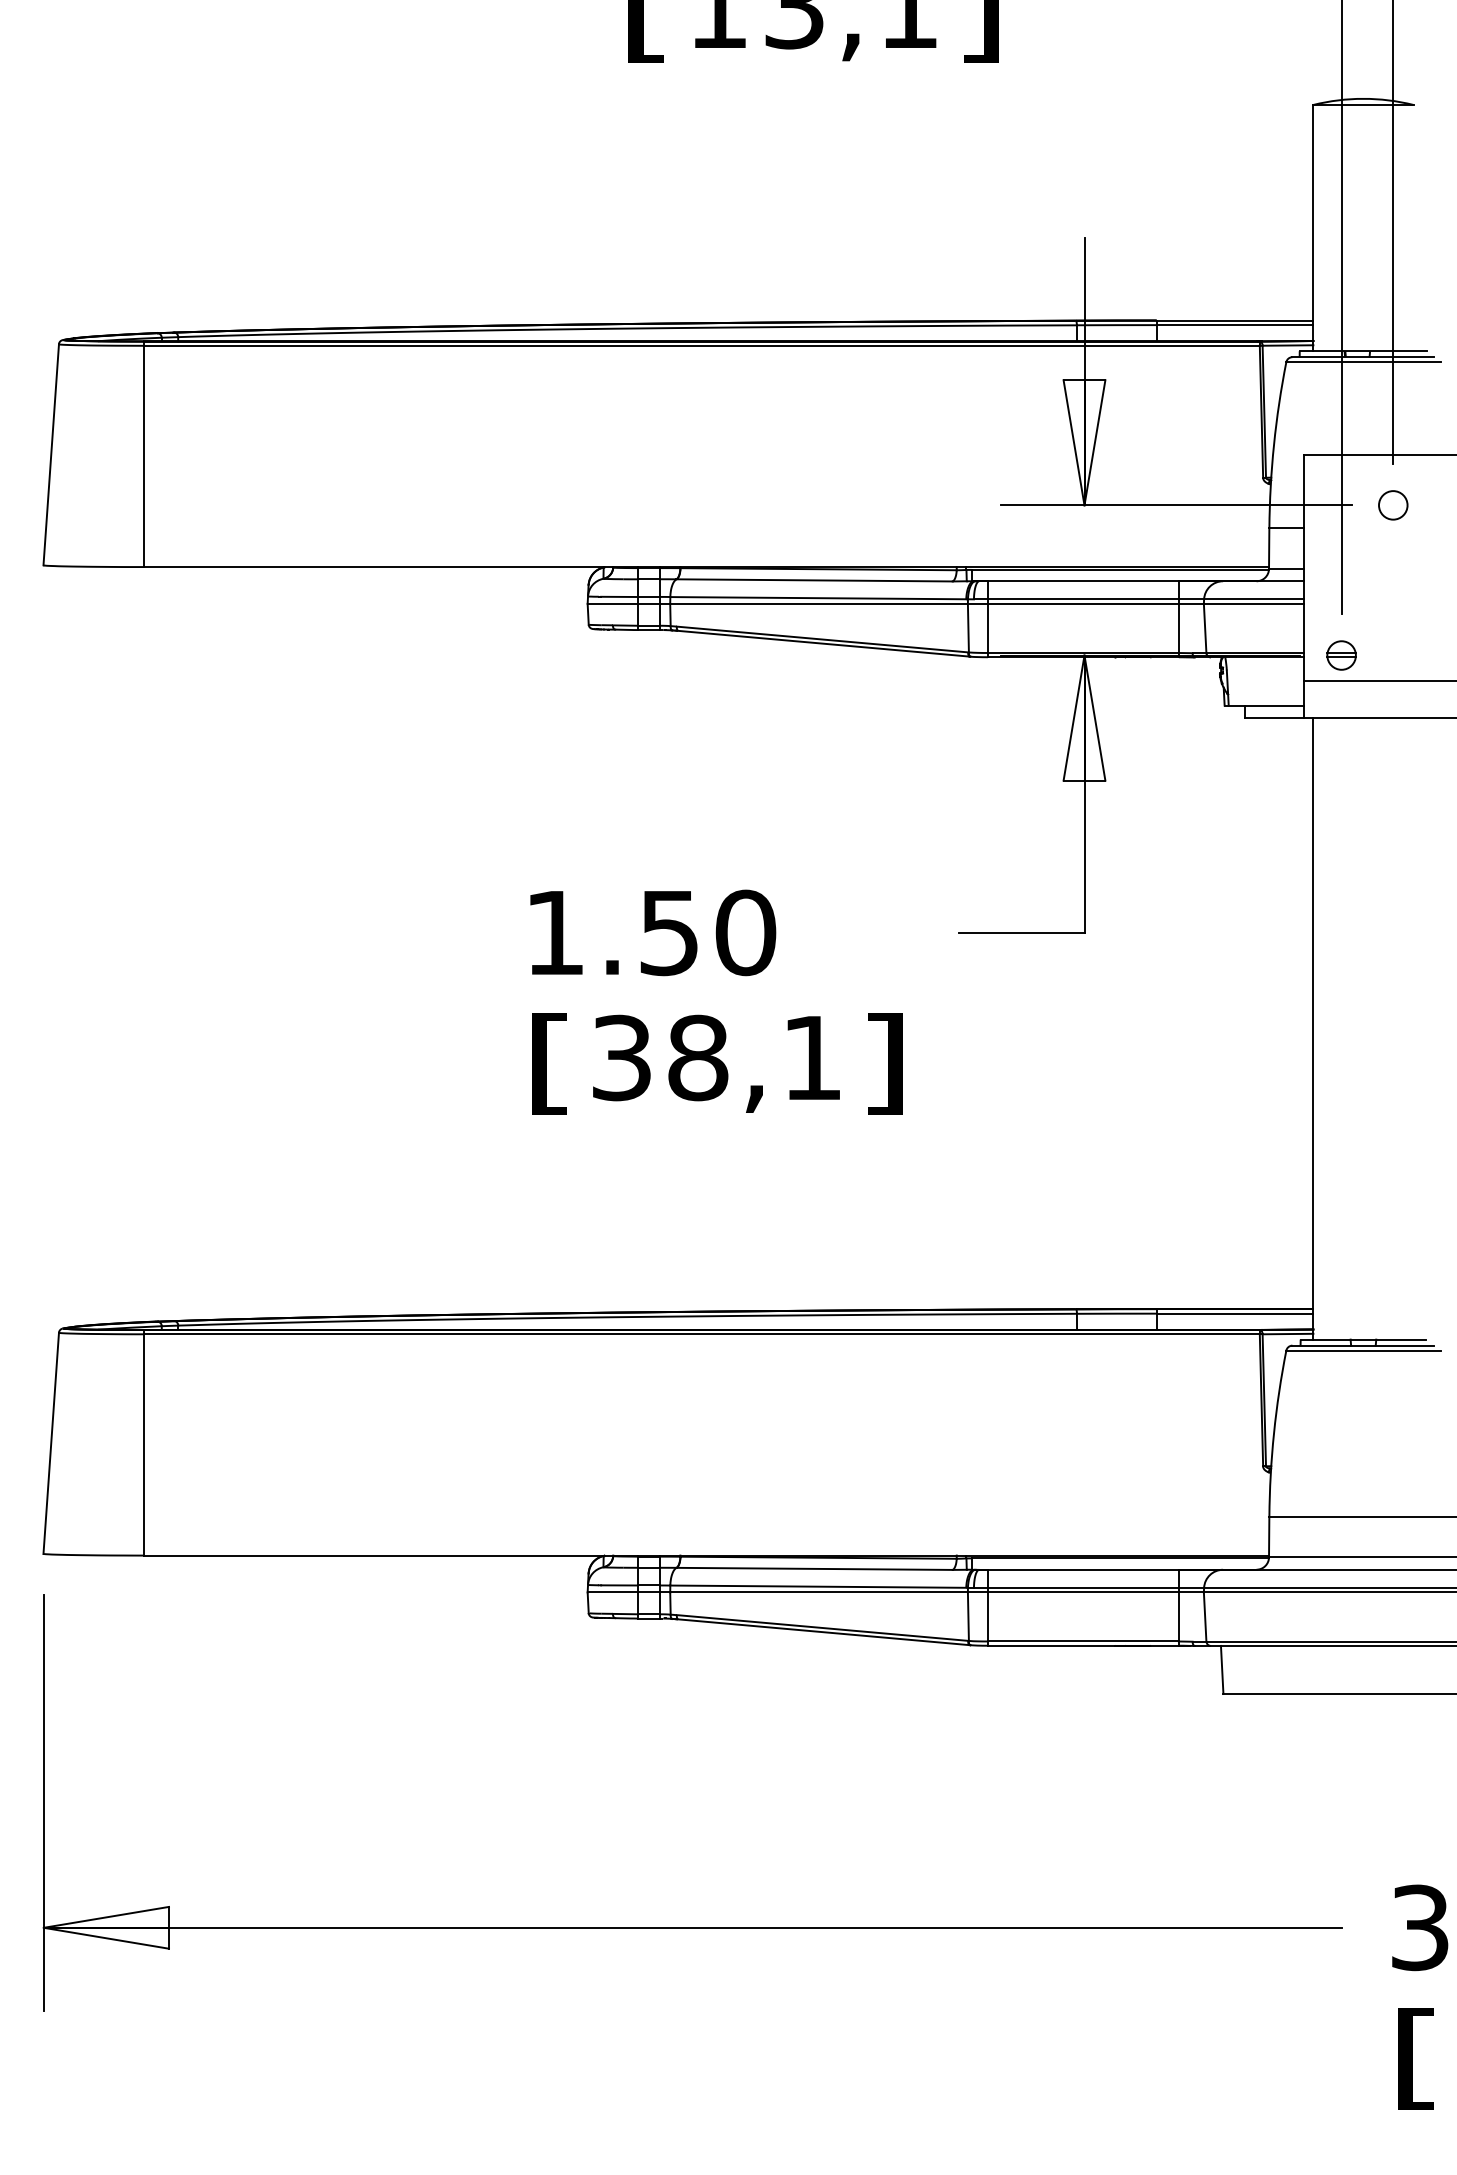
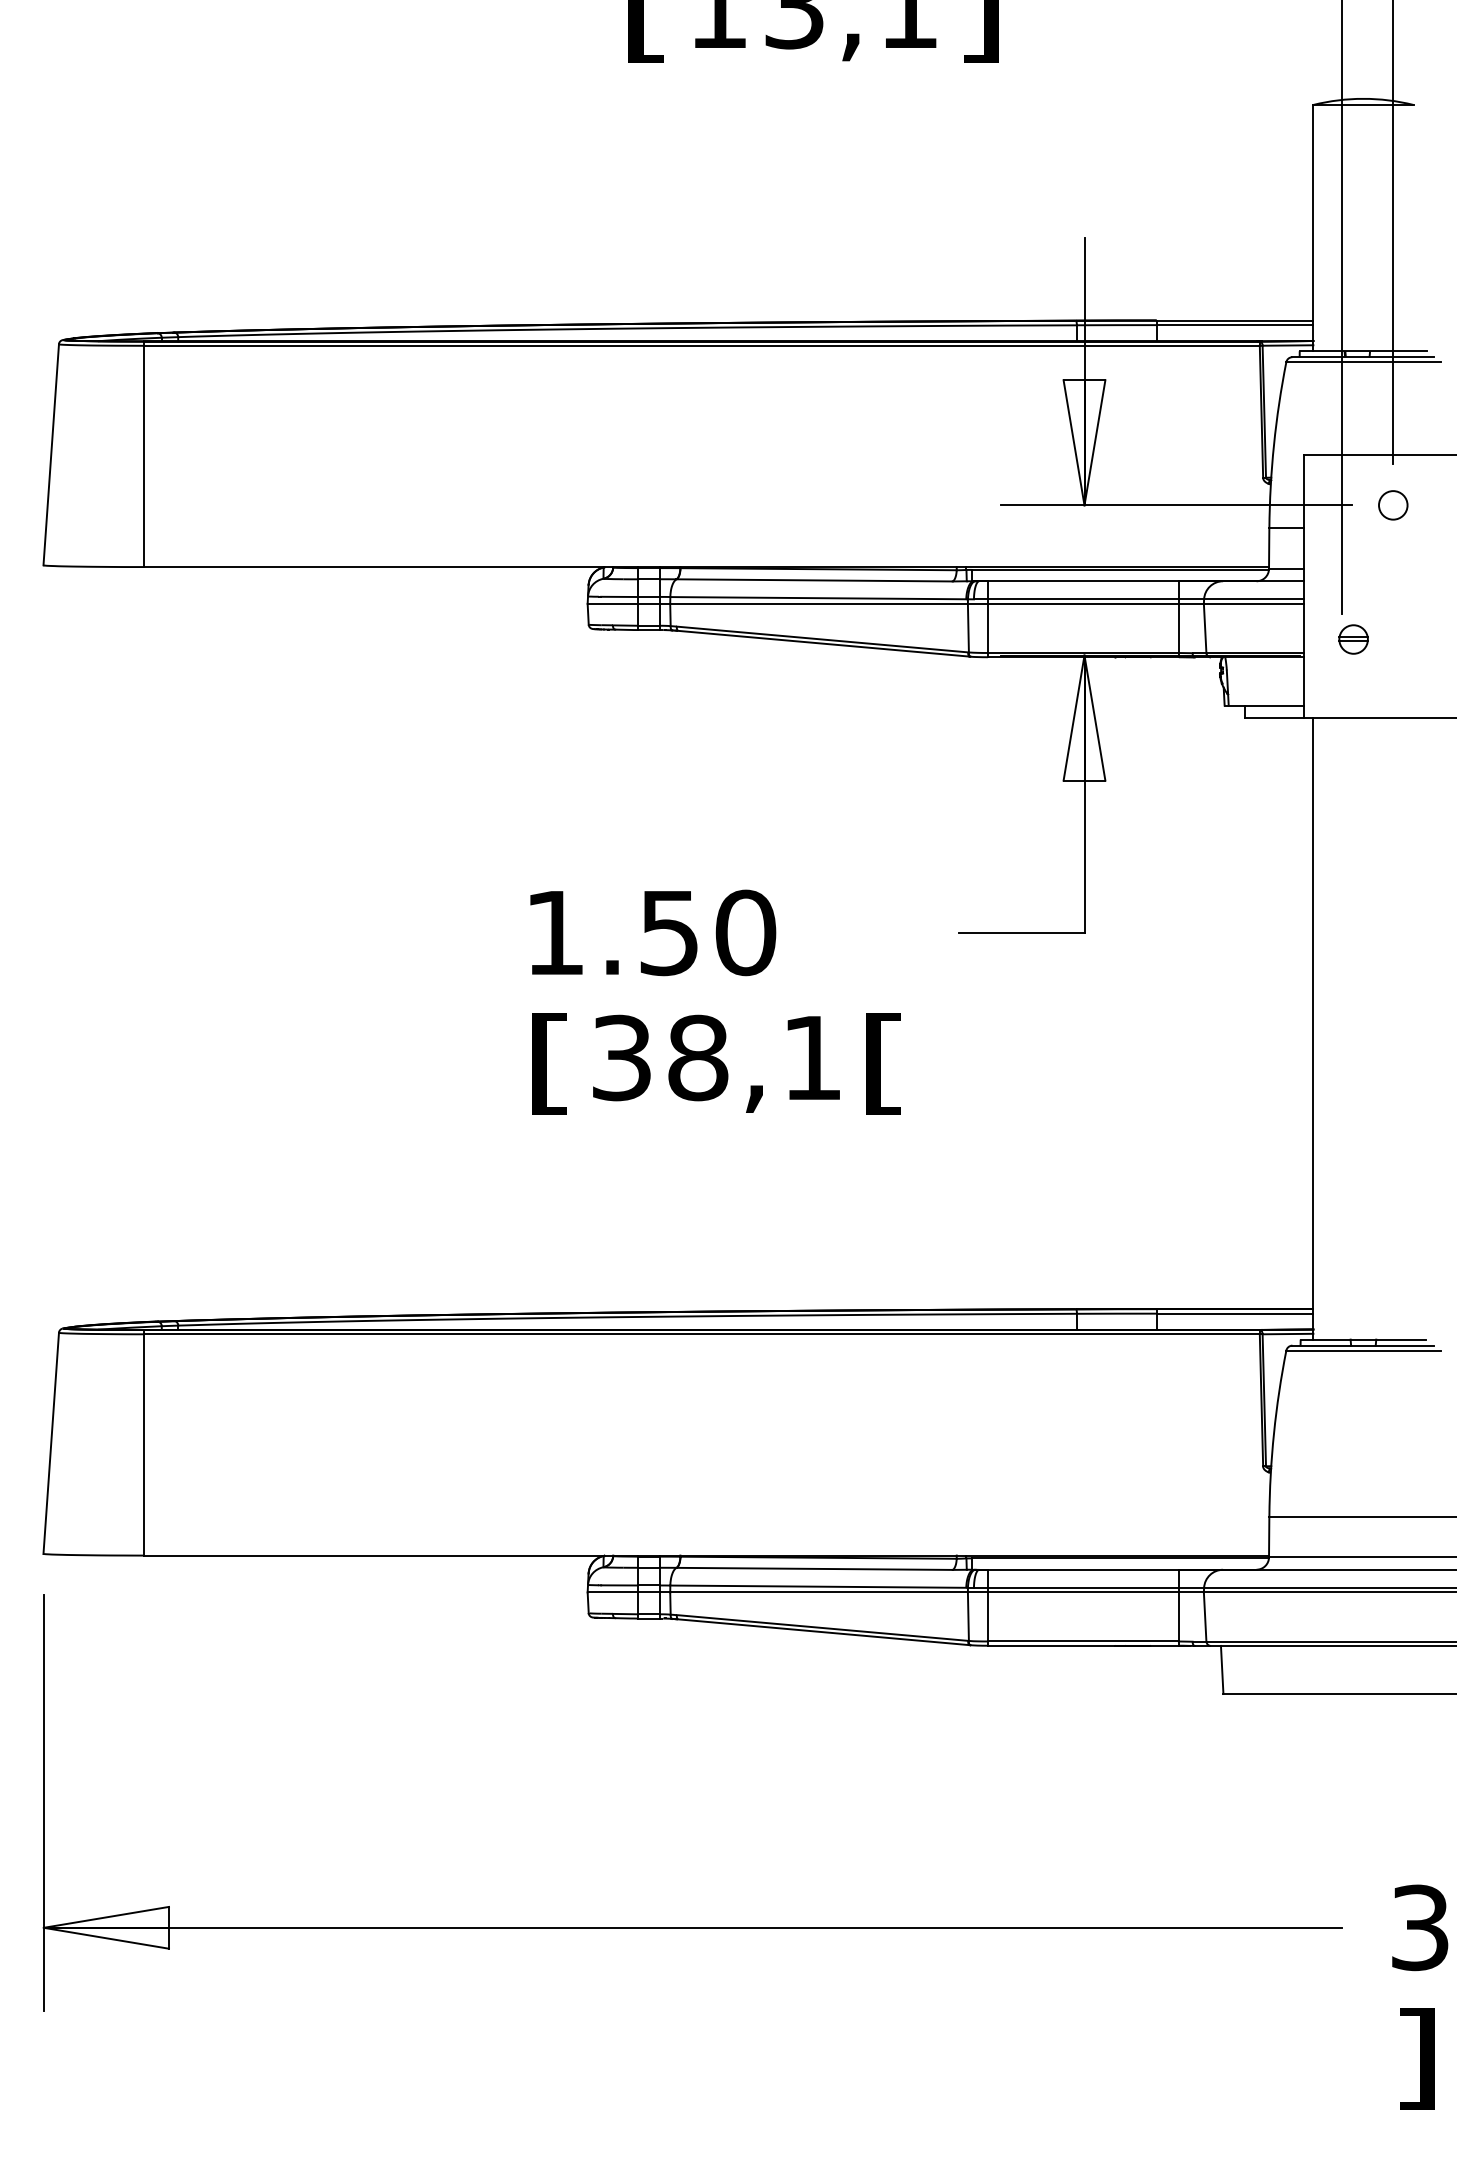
part position: (1341, 655) -> (1353, 639) (1353, 639)
line: present -> none (1378, 680)
text: ] -> [ (884, 1063)
text: [ -> ] (1416, 2058)
